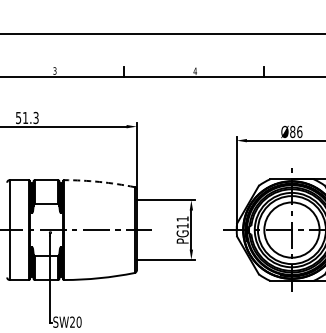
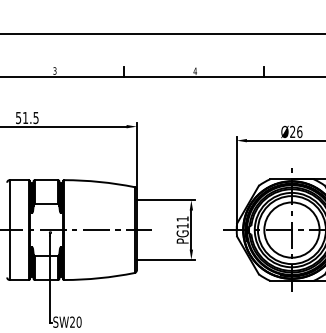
text: 51.3 -> 51.5 (35, 117)
text: Ø86 -> Ø26 (292, 132)
arc: dashed -> solid (99, 181)
